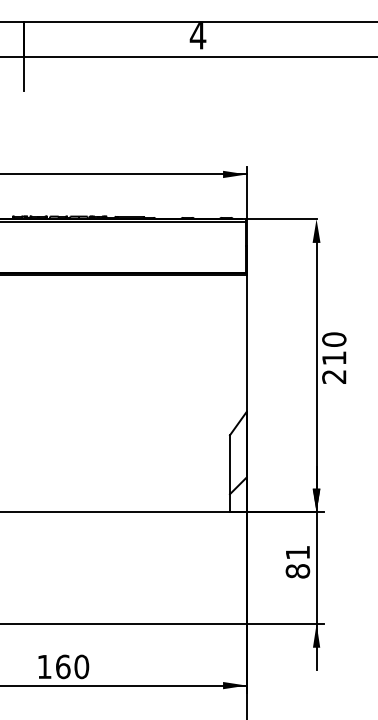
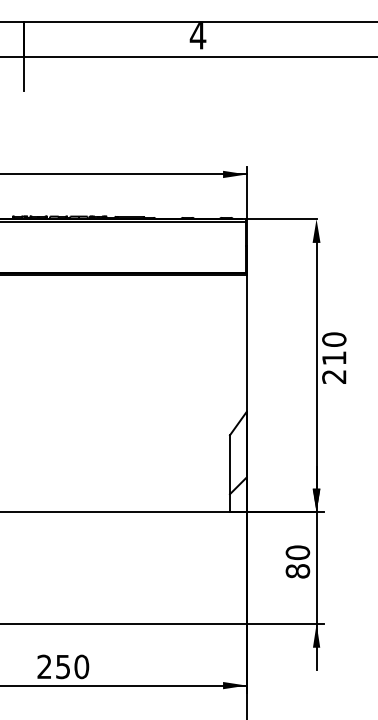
text: 81 -> 80 (297, 552)
text: 160 -> 250 (53, 666)
